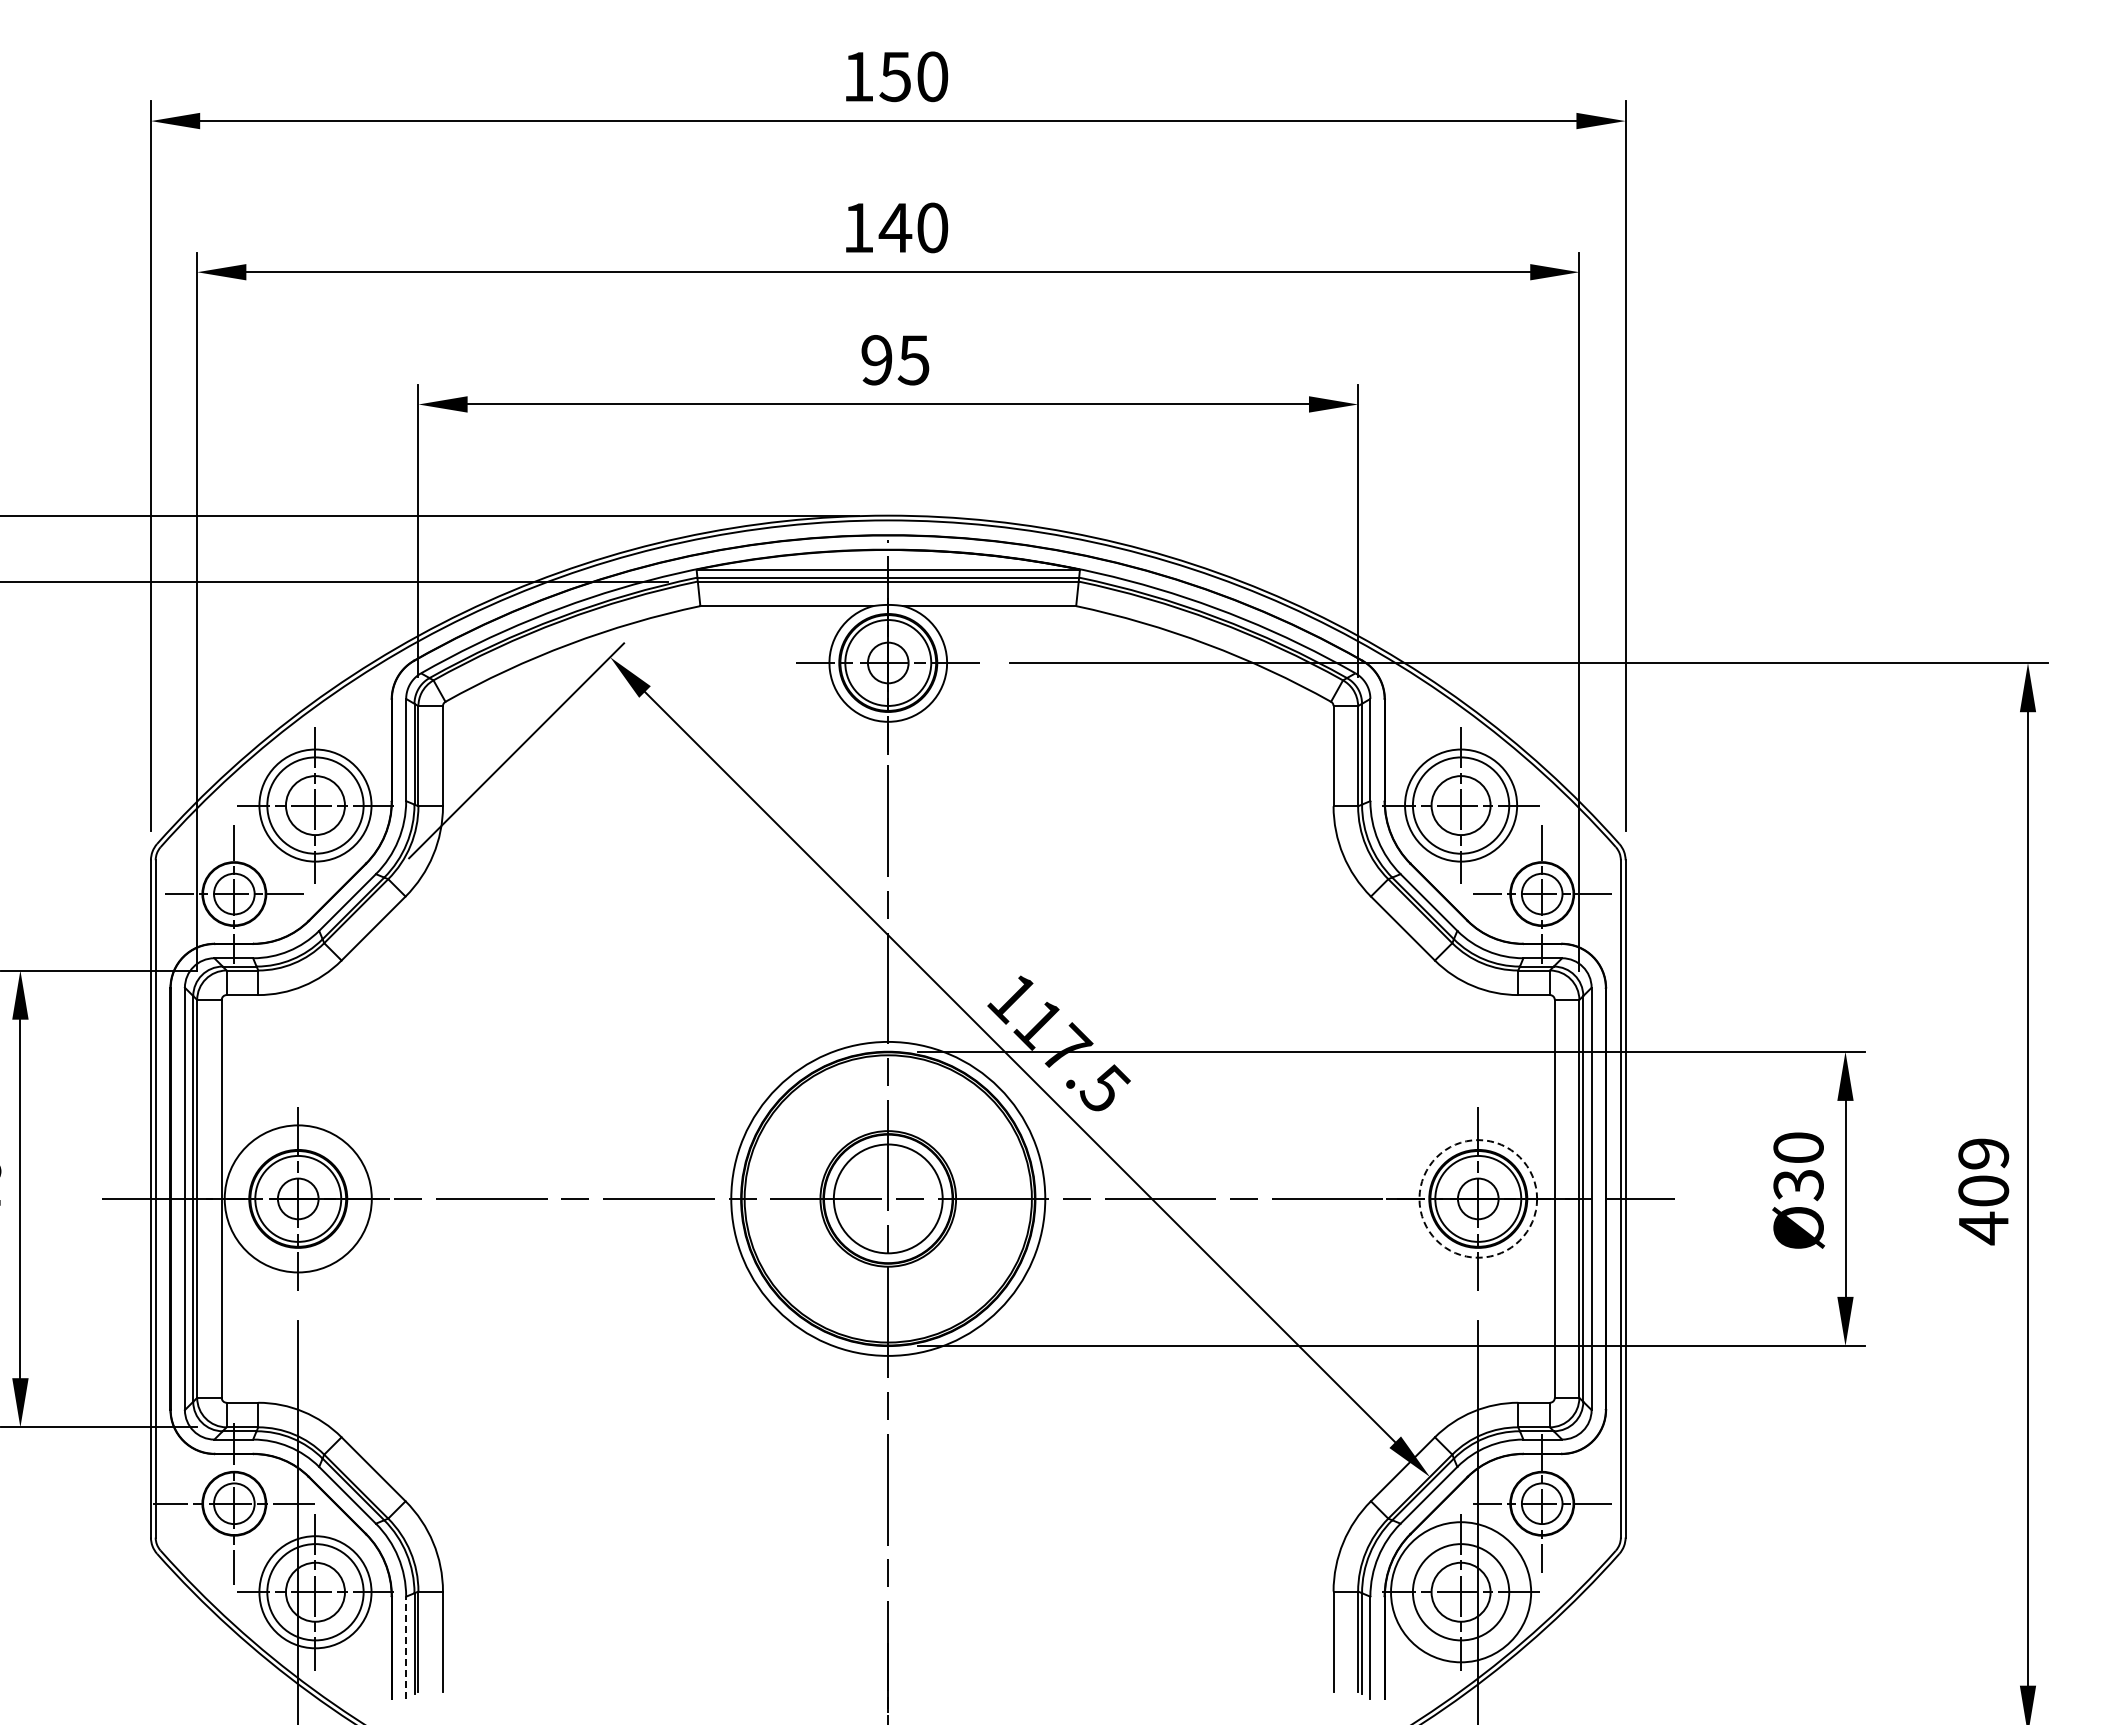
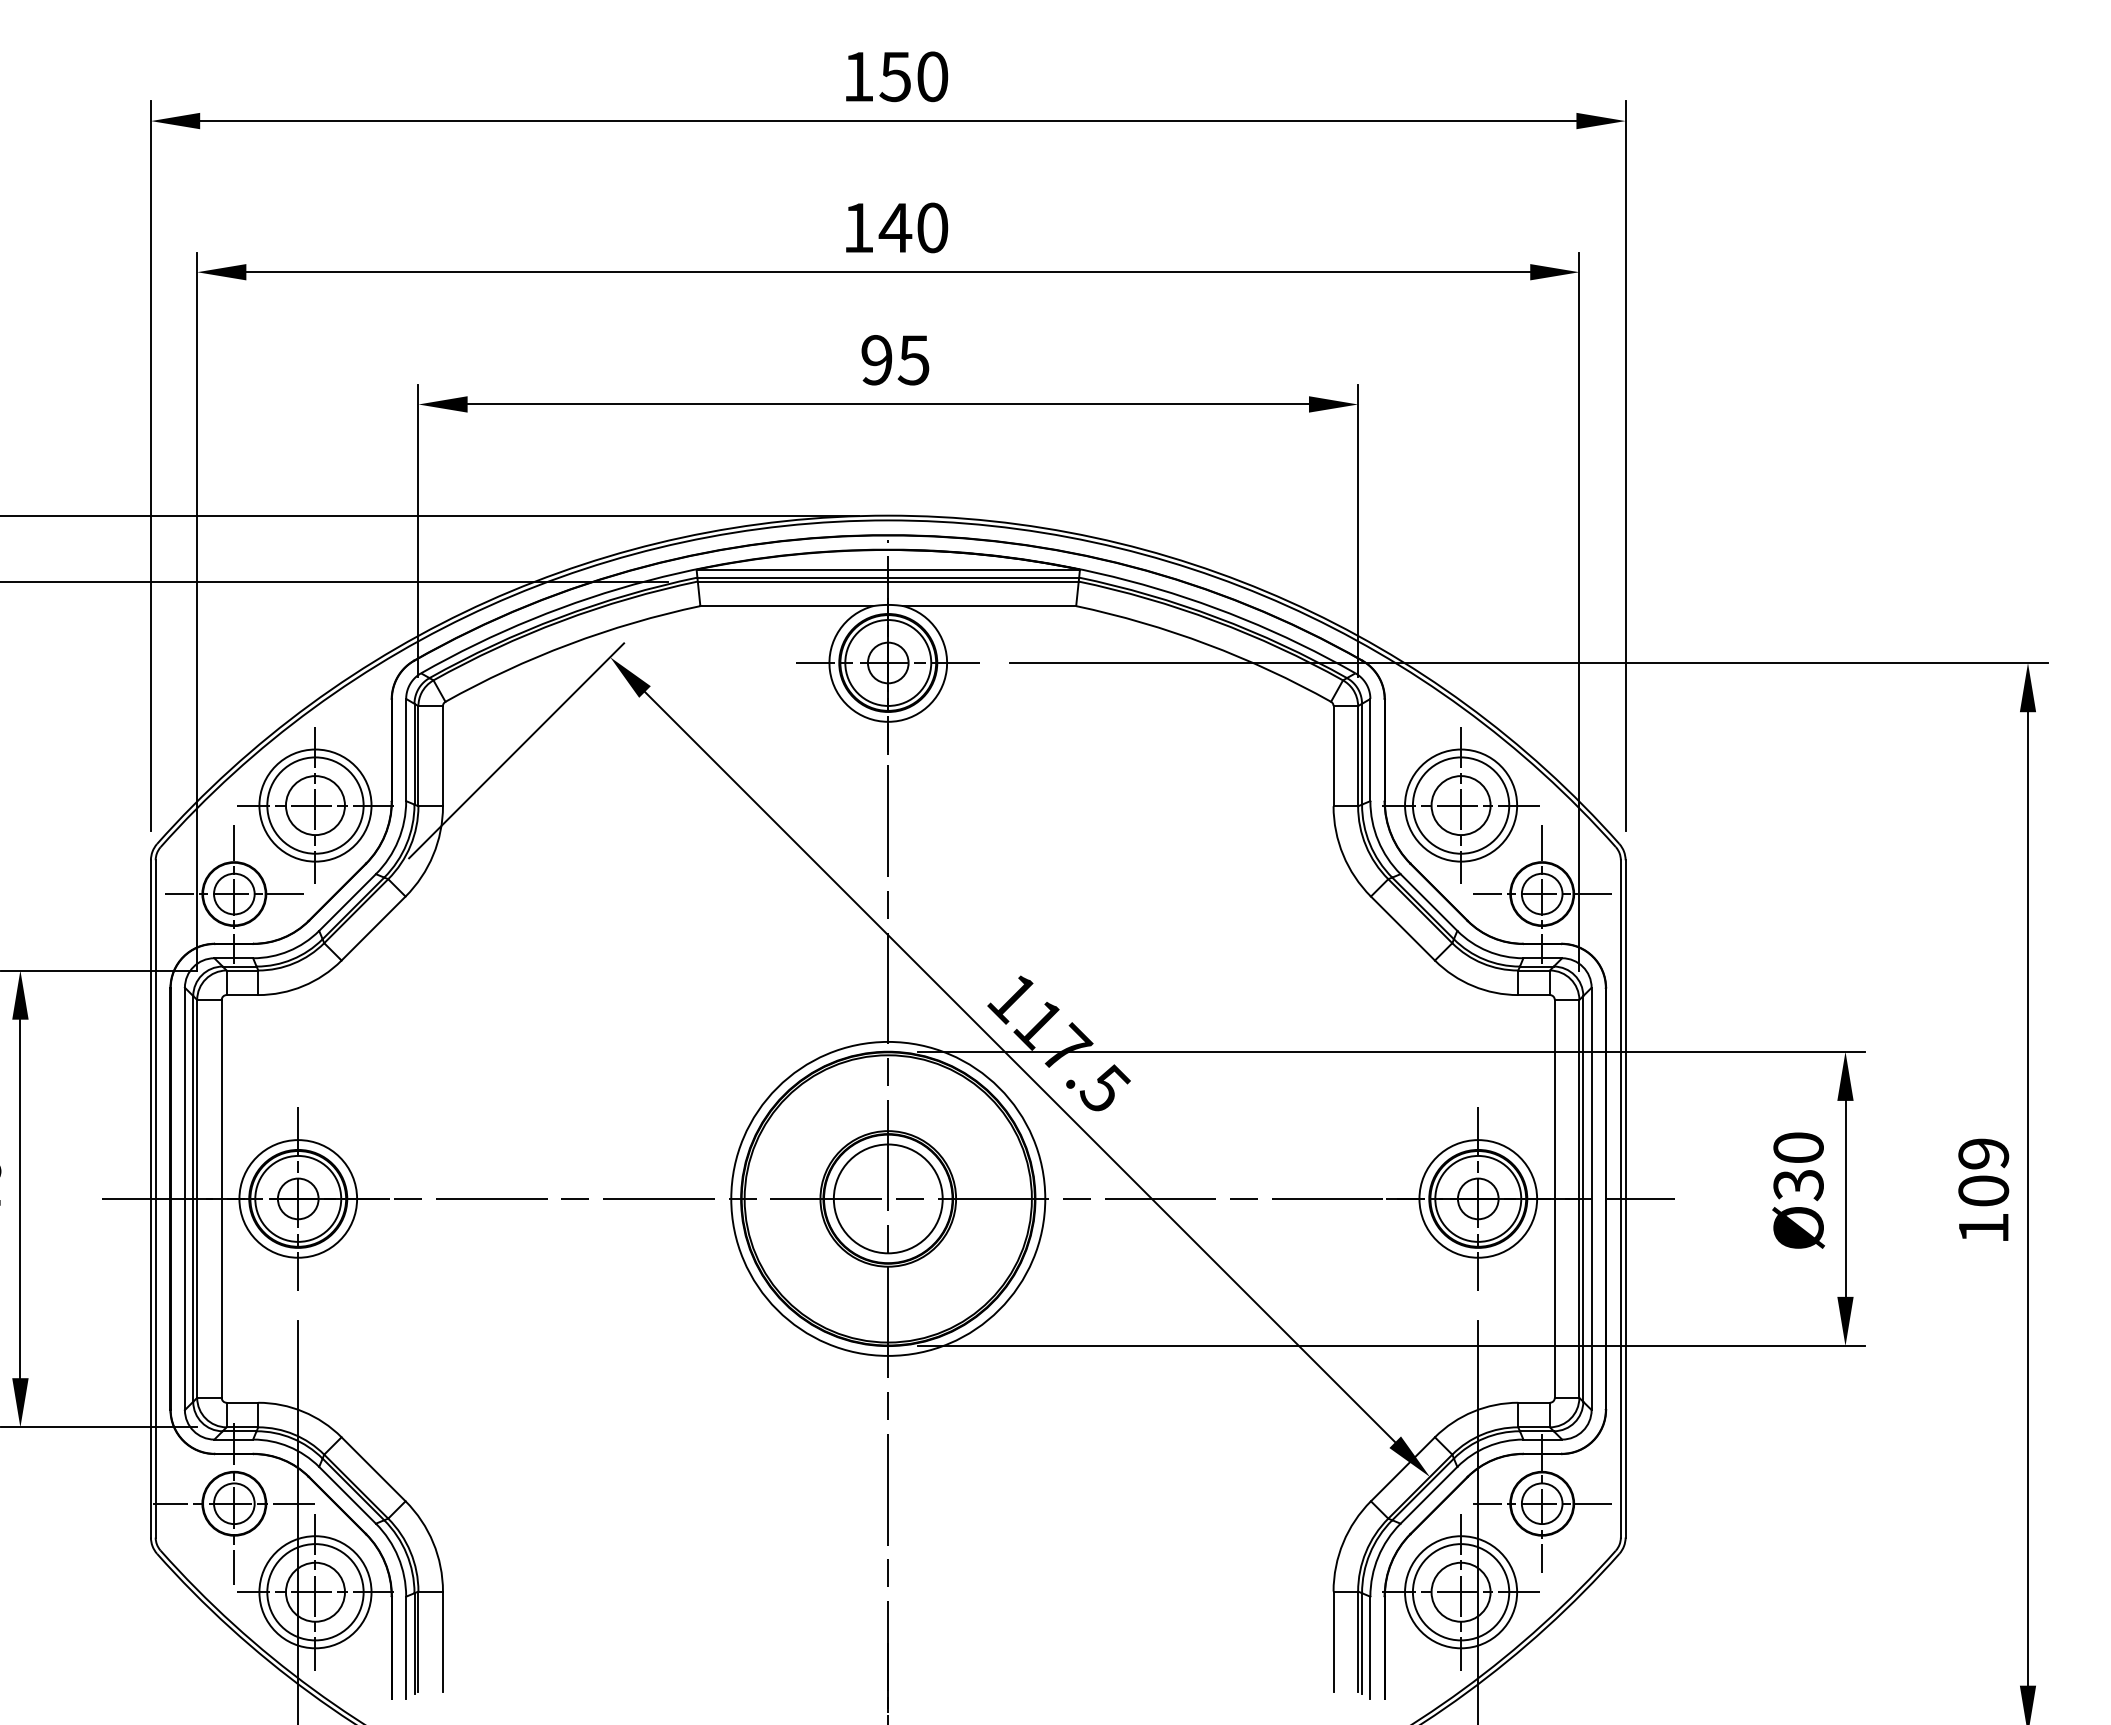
circle diameter: 147 px -> 118 px (298, 1198)
circle: dashed -> solid (1478, 1198)
text: 409 -> 109 (1983, 1228)
circle diameter: 140 px -> 112 px (1461, 1592)
line: dashed -> solid (406, 1647)
